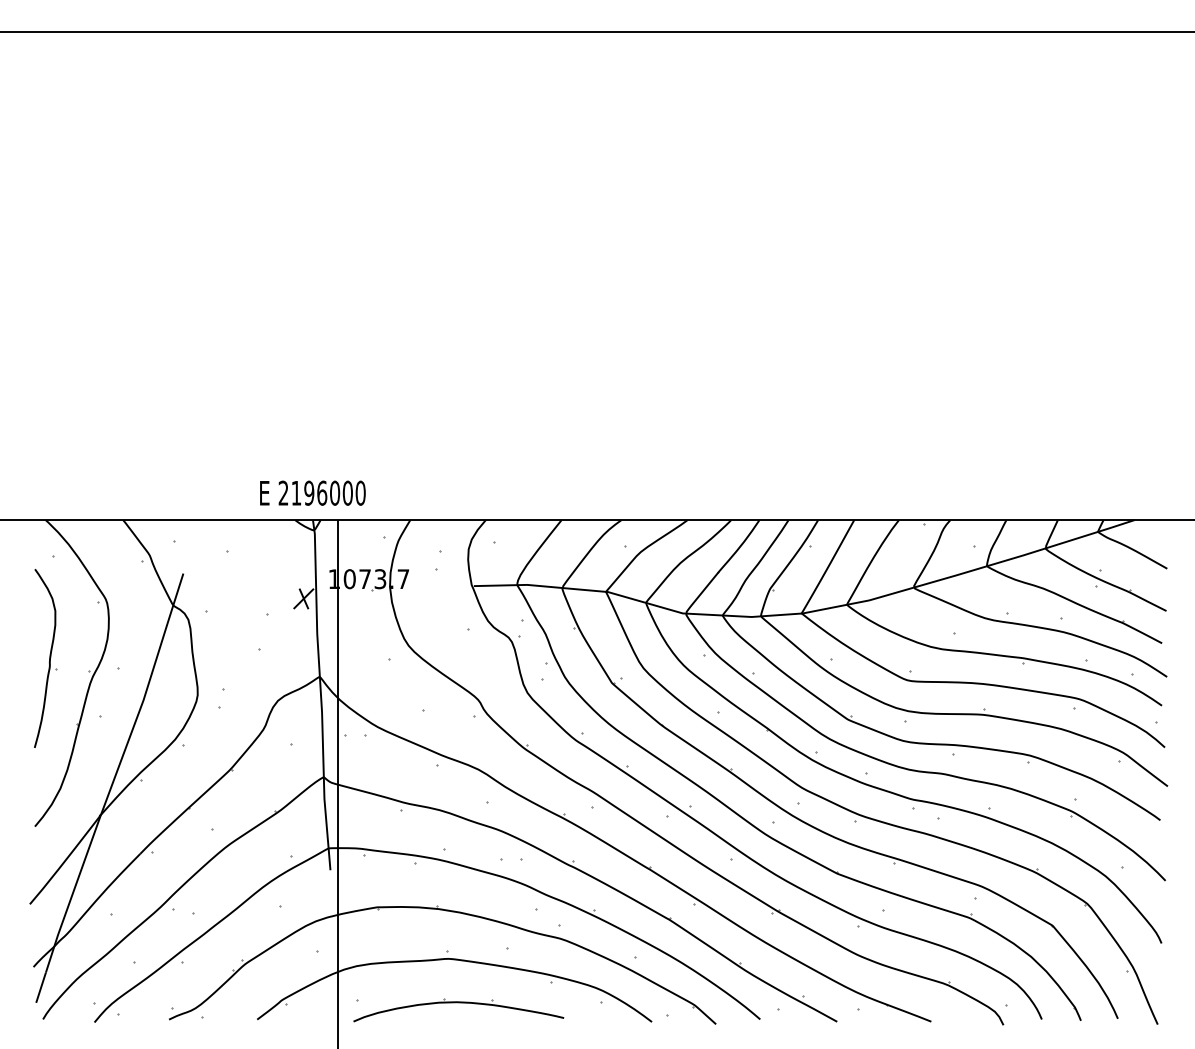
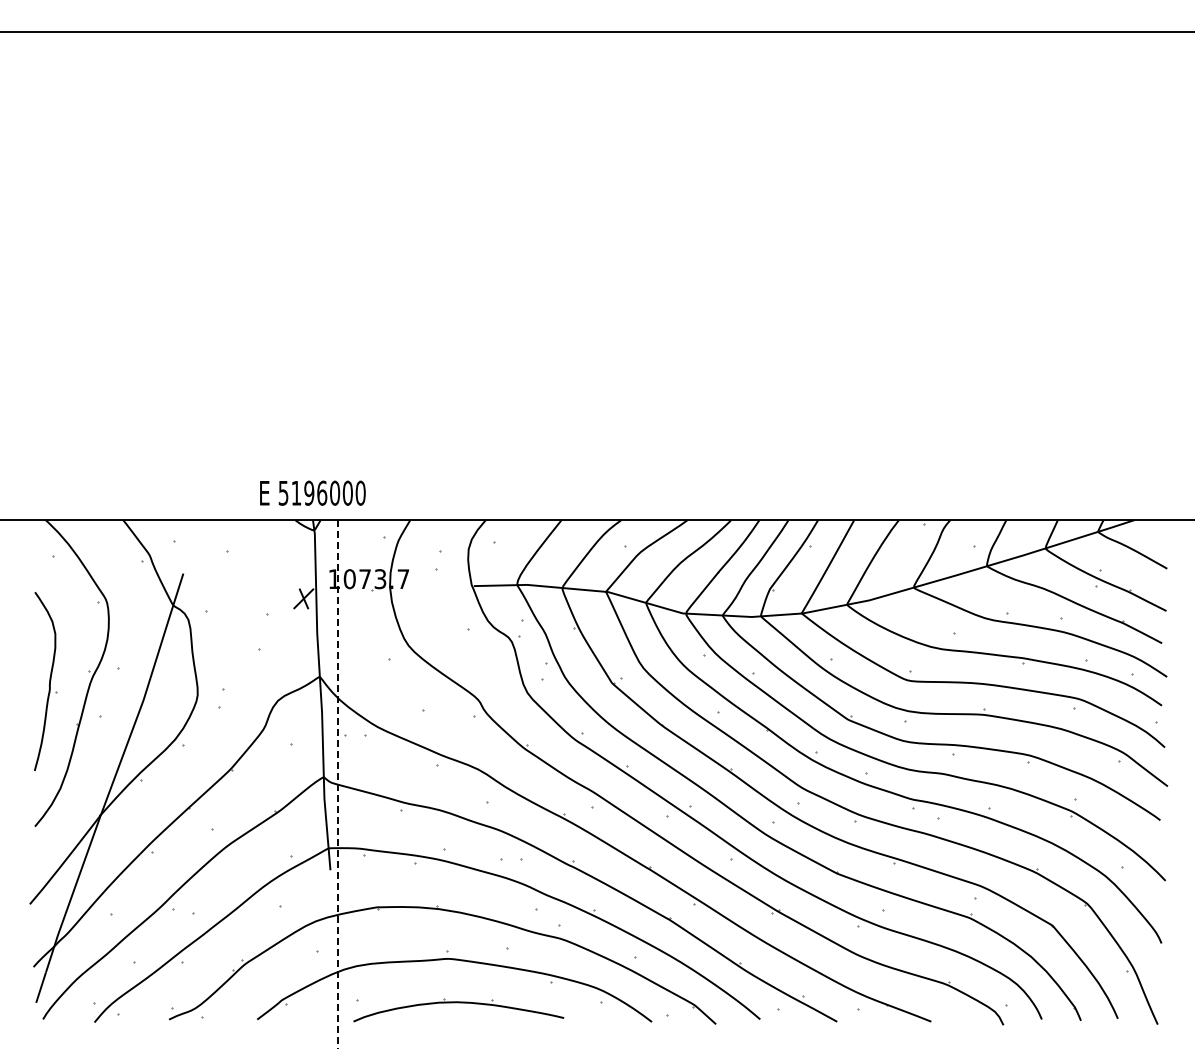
text: 2196000 -> 5196000 (283, 492)
part position: (45, 658) -> (45, 681) (45, 681)
line: solid -> dashed (338, 784)
